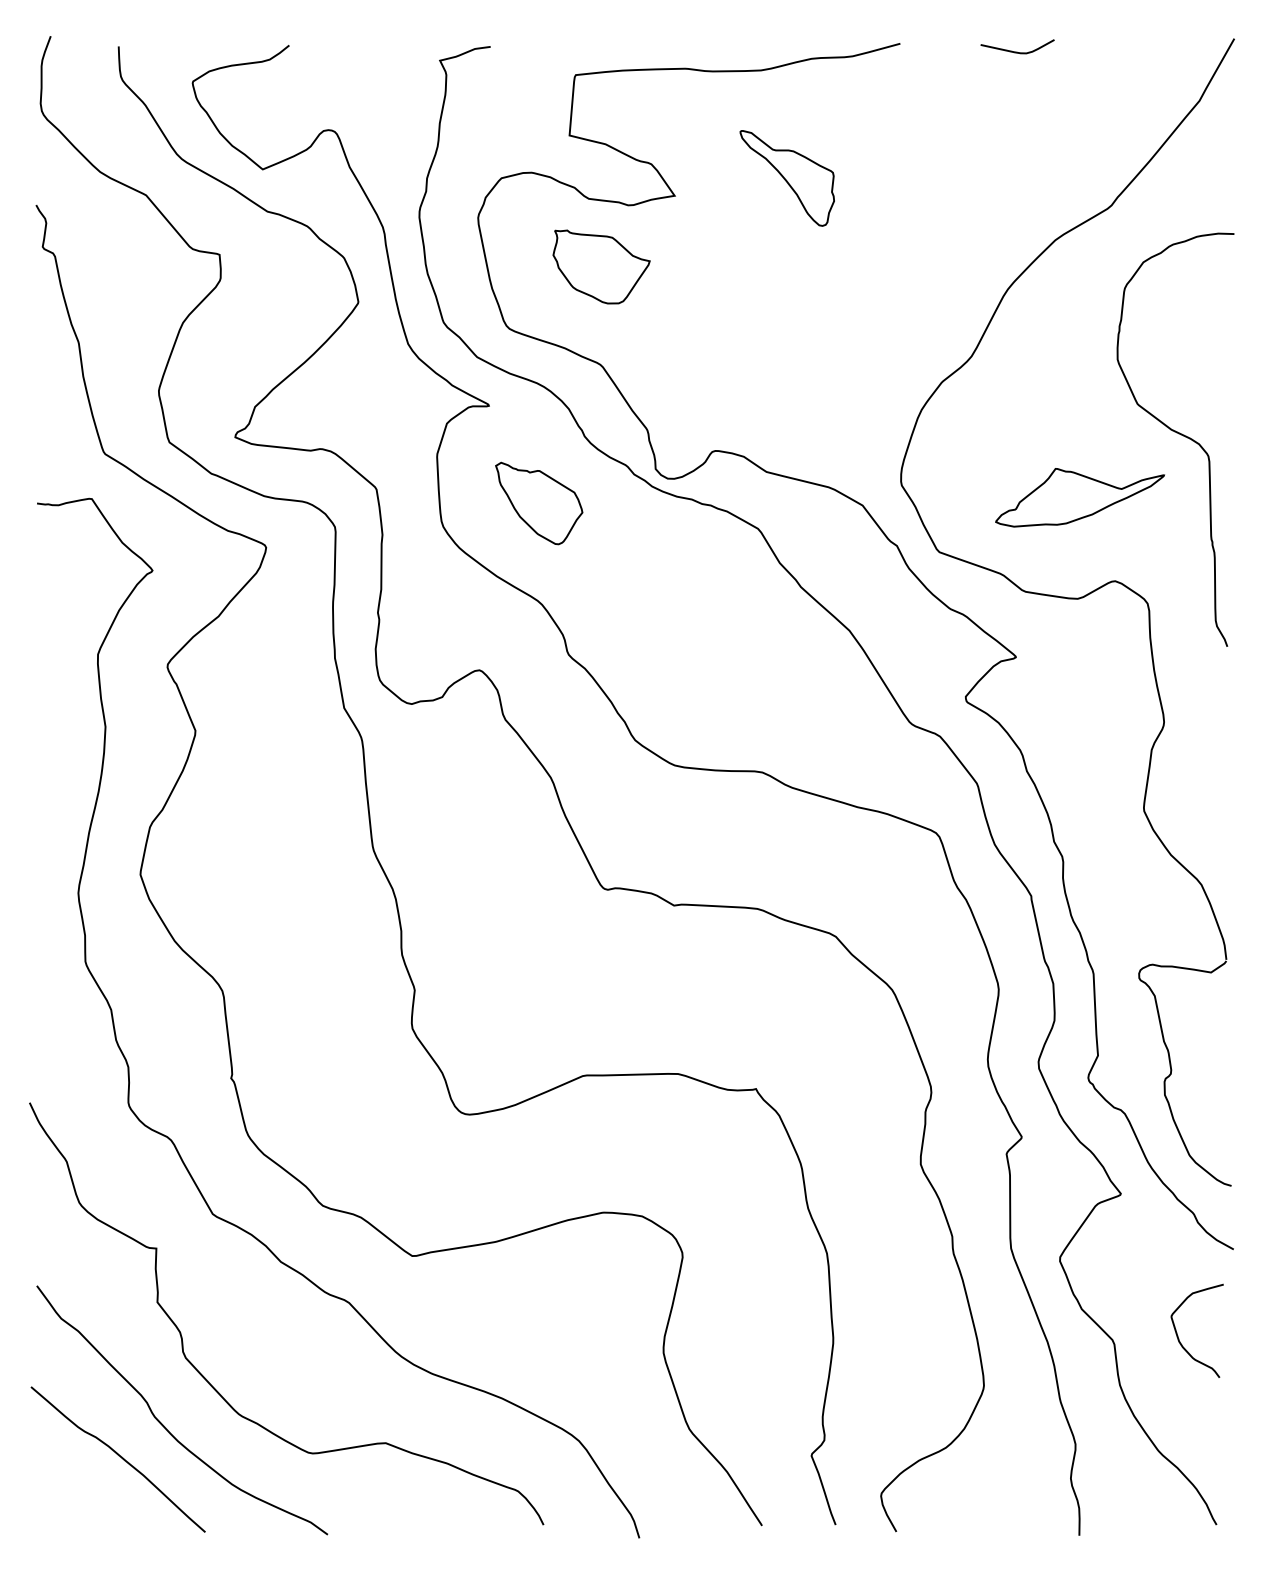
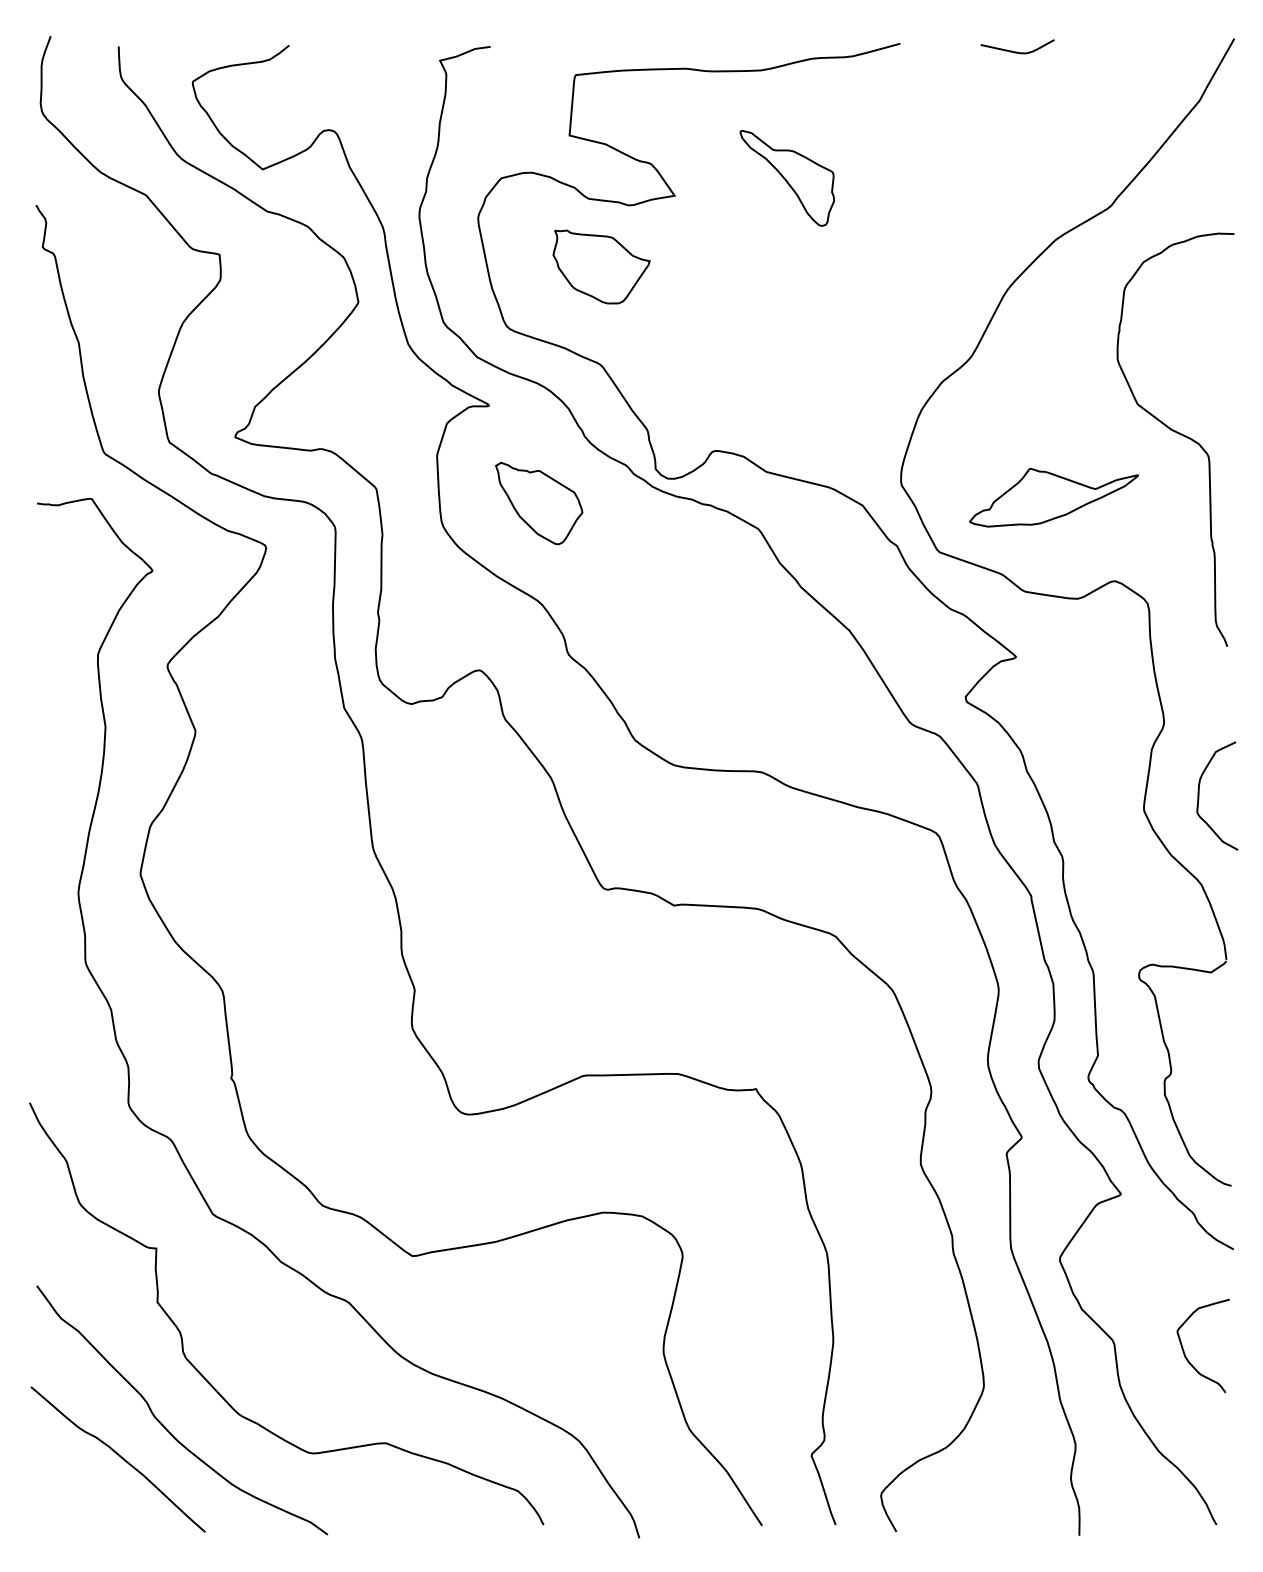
part position: (1080, 497) -> (1054, 497) (1054, 497)
curve: none -> present (1199, 795)
curve position: (1178, 1335) -> (1184, 1350) (1184, 1350)
